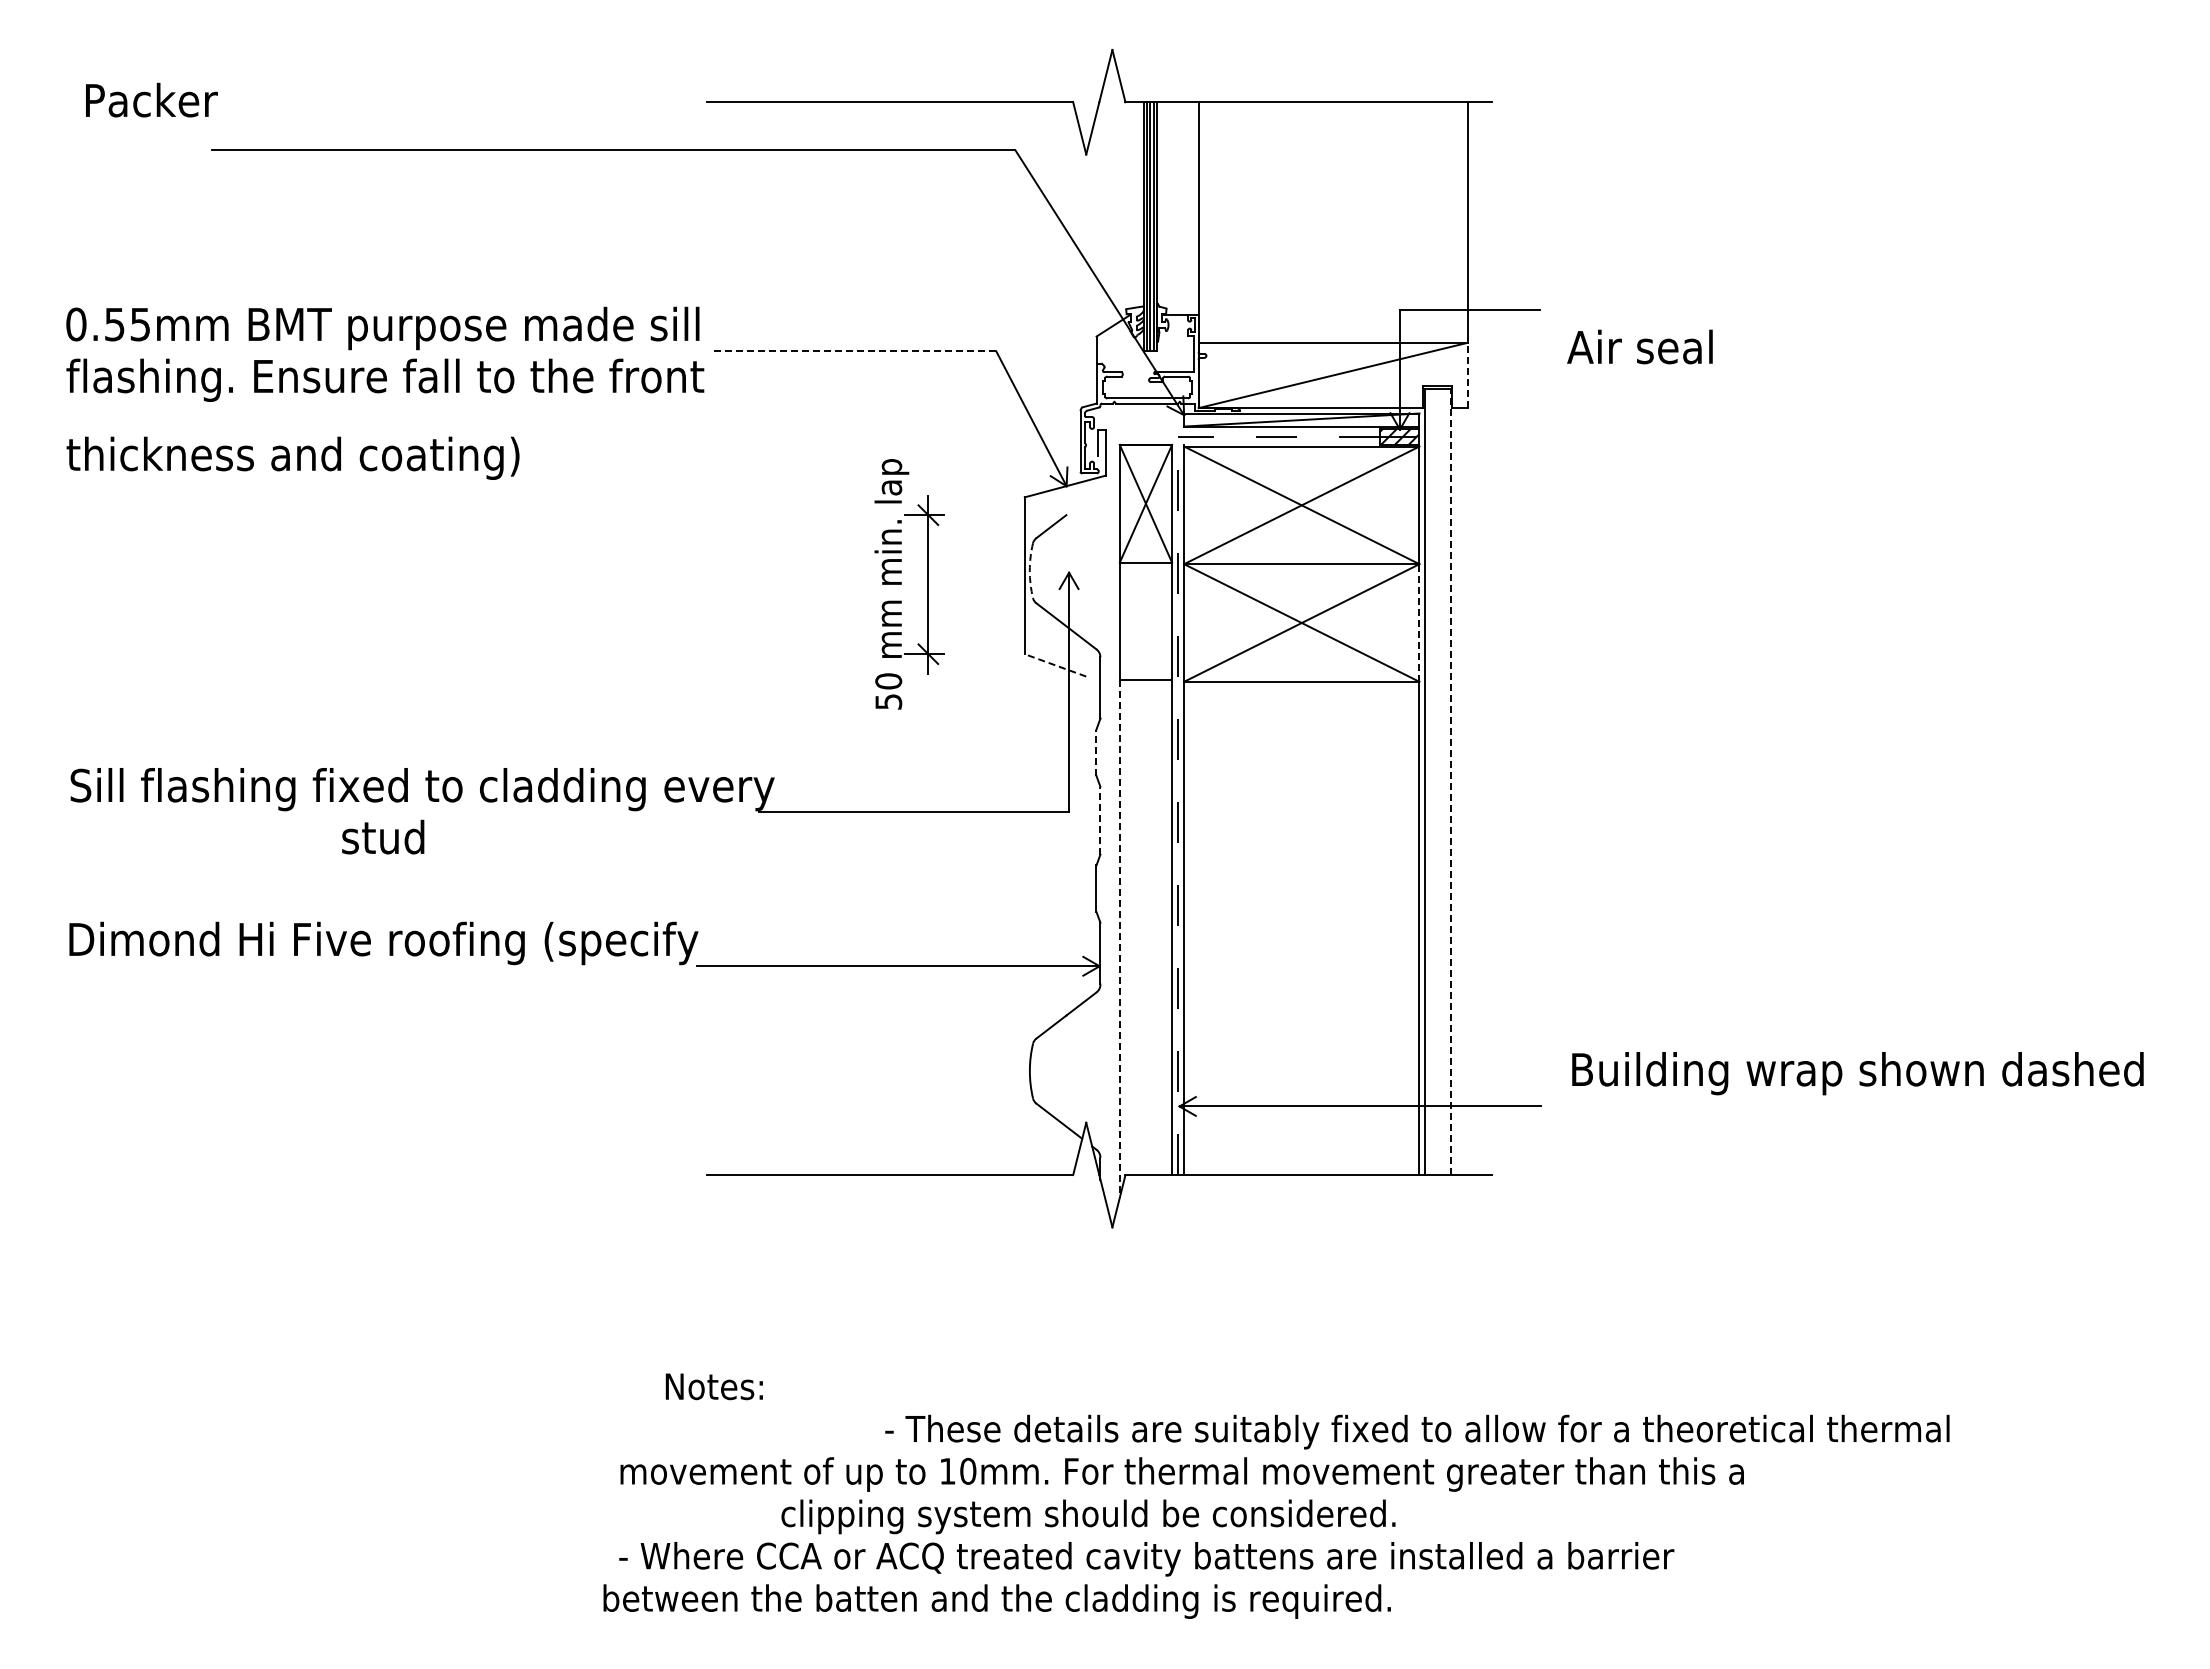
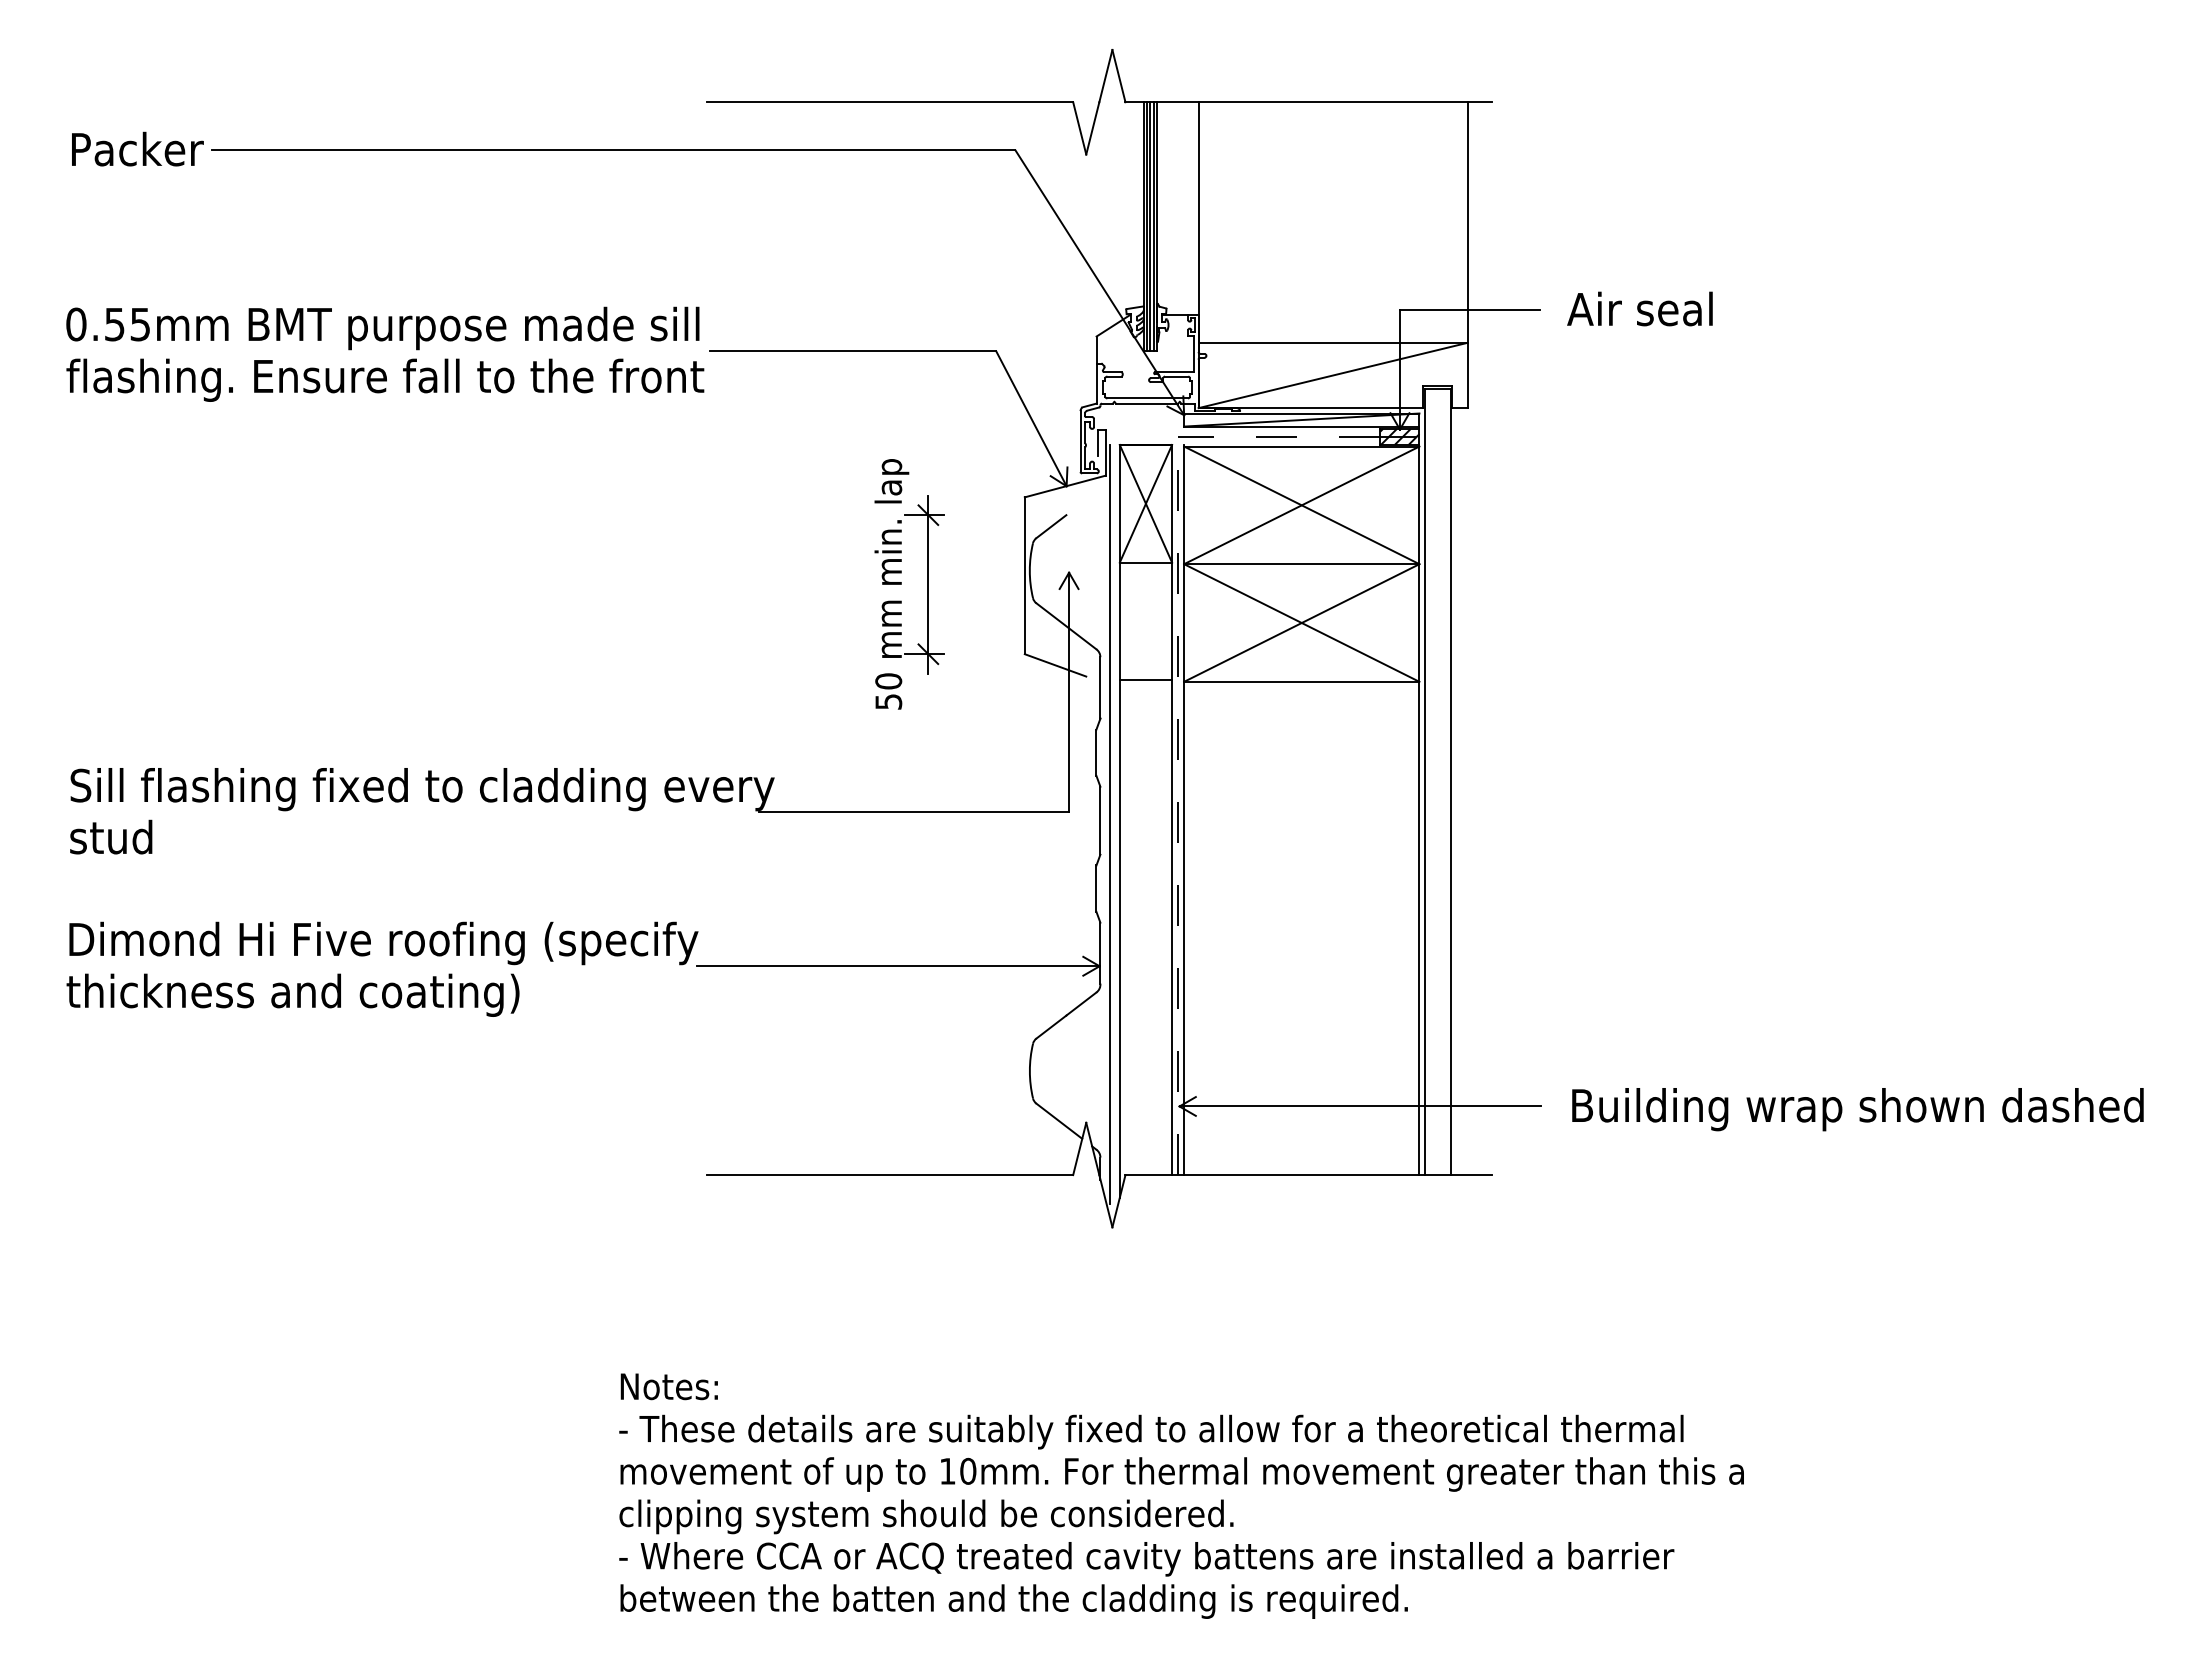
text position: (151, 99) -> (137, 148) (137, 148)
text position: (1639, 346) -> (1639, 308) (1639, 308)
line: dashed -> solid (852, 351)
line: dashed -> solid (1467, 375)
text position: (292, 457) -> (292, 994) (292, 994)
arc: dashed -> solid (1029, 570)
line: dashed -> solid (1419, 623)
line: dashed -> solid (1055, 665)
line: dashed -> solid (1096, 752)
line: dashed -> solid (1450, 781)
line: dashed -> solid (1100, 820)
line: none -> present (1110, 823)
text position: (383, 836) -> (111, 836) (111, 836)
line: dashed -> solid (1119, 939)
text position: (1857, 1073) -> (1857, 1109) (1857, 1109)
text position: (713, 1386) -> (668, 1386) (668, 1386)
text position: (1417, 1431) -> (1151, 1431) (1151, 1431)
text position: (1088, 1516) -> (926, 1516) (926, 1516)
text position: (996, 1601) -> (1013, 1601) (1013, 1601)
